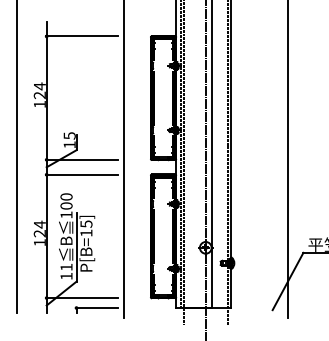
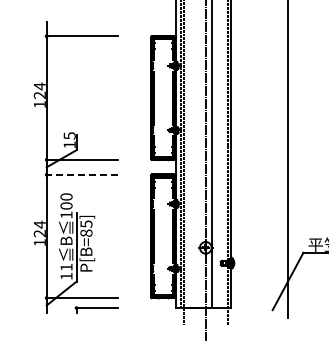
line: present -> none (16, 157)
line: present -> none (123, 159)
line: solid -> dashed (81, 174)
text: P[B=15] -> P[B=85] (86, 232)
